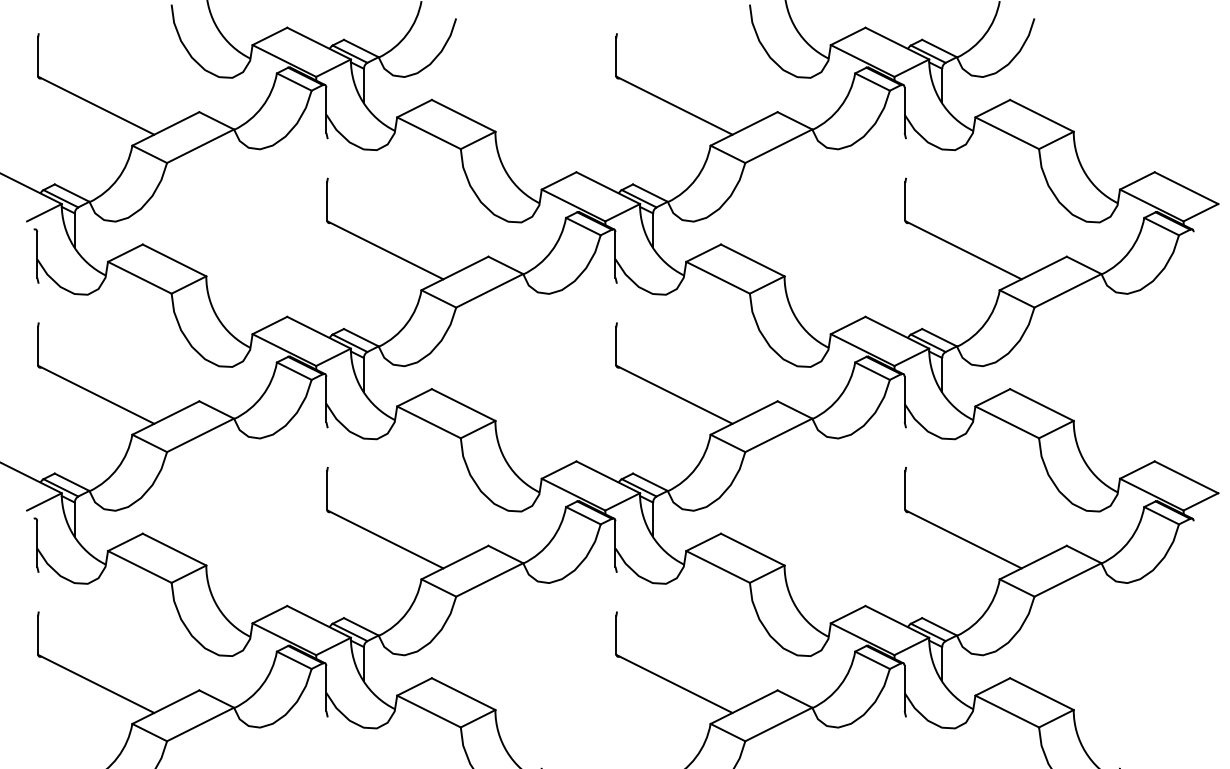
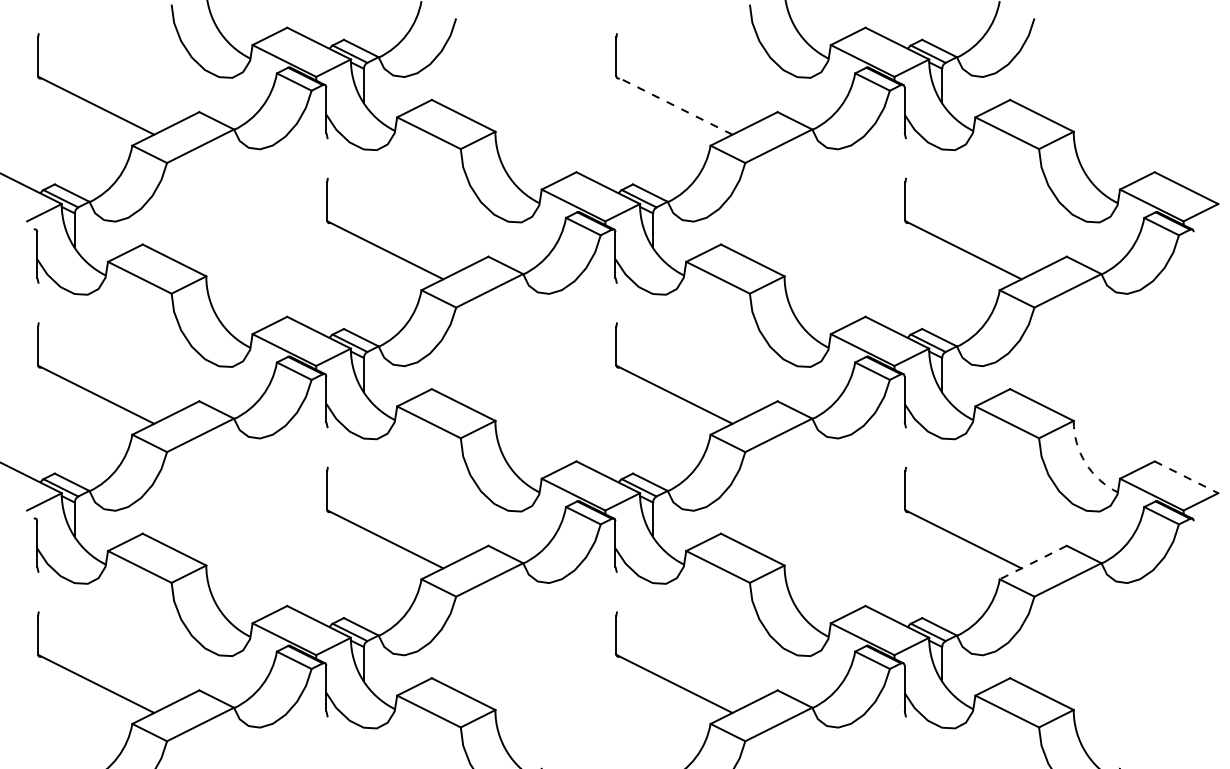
line: solid -> dashed (674, 105)
arc: solid -> dashed (1085, 463)
line: solid -> dashed (1186, 477)
line: solid -> dashed (1032, 562)
